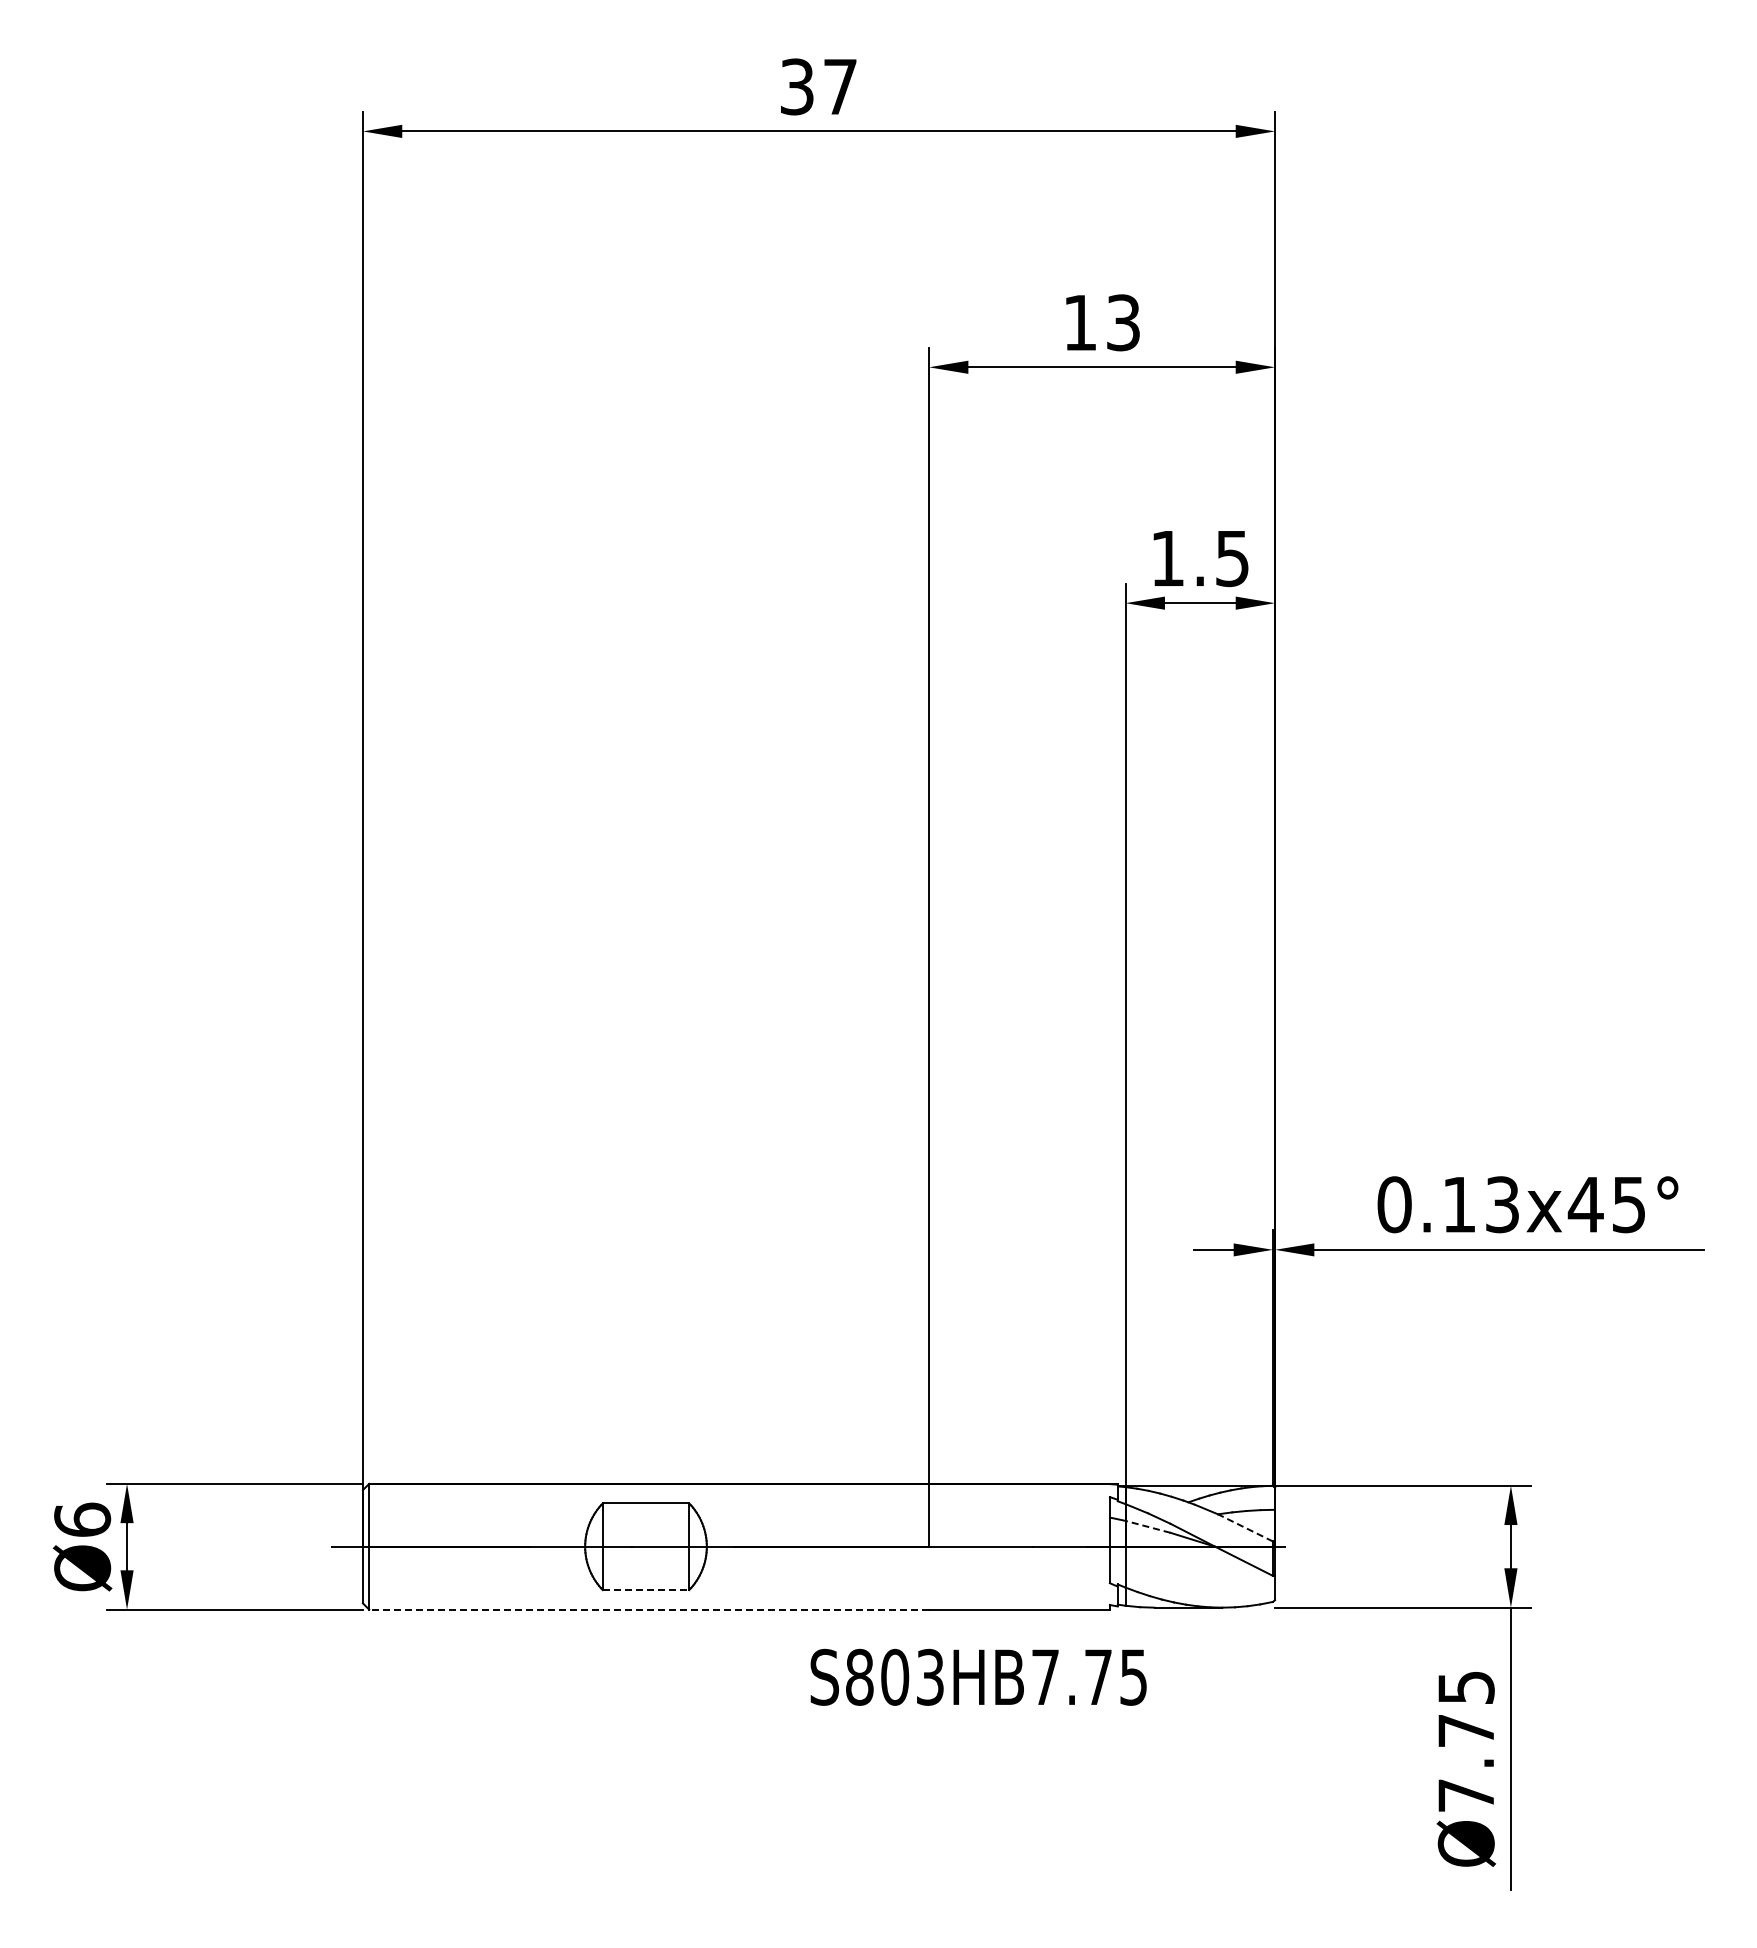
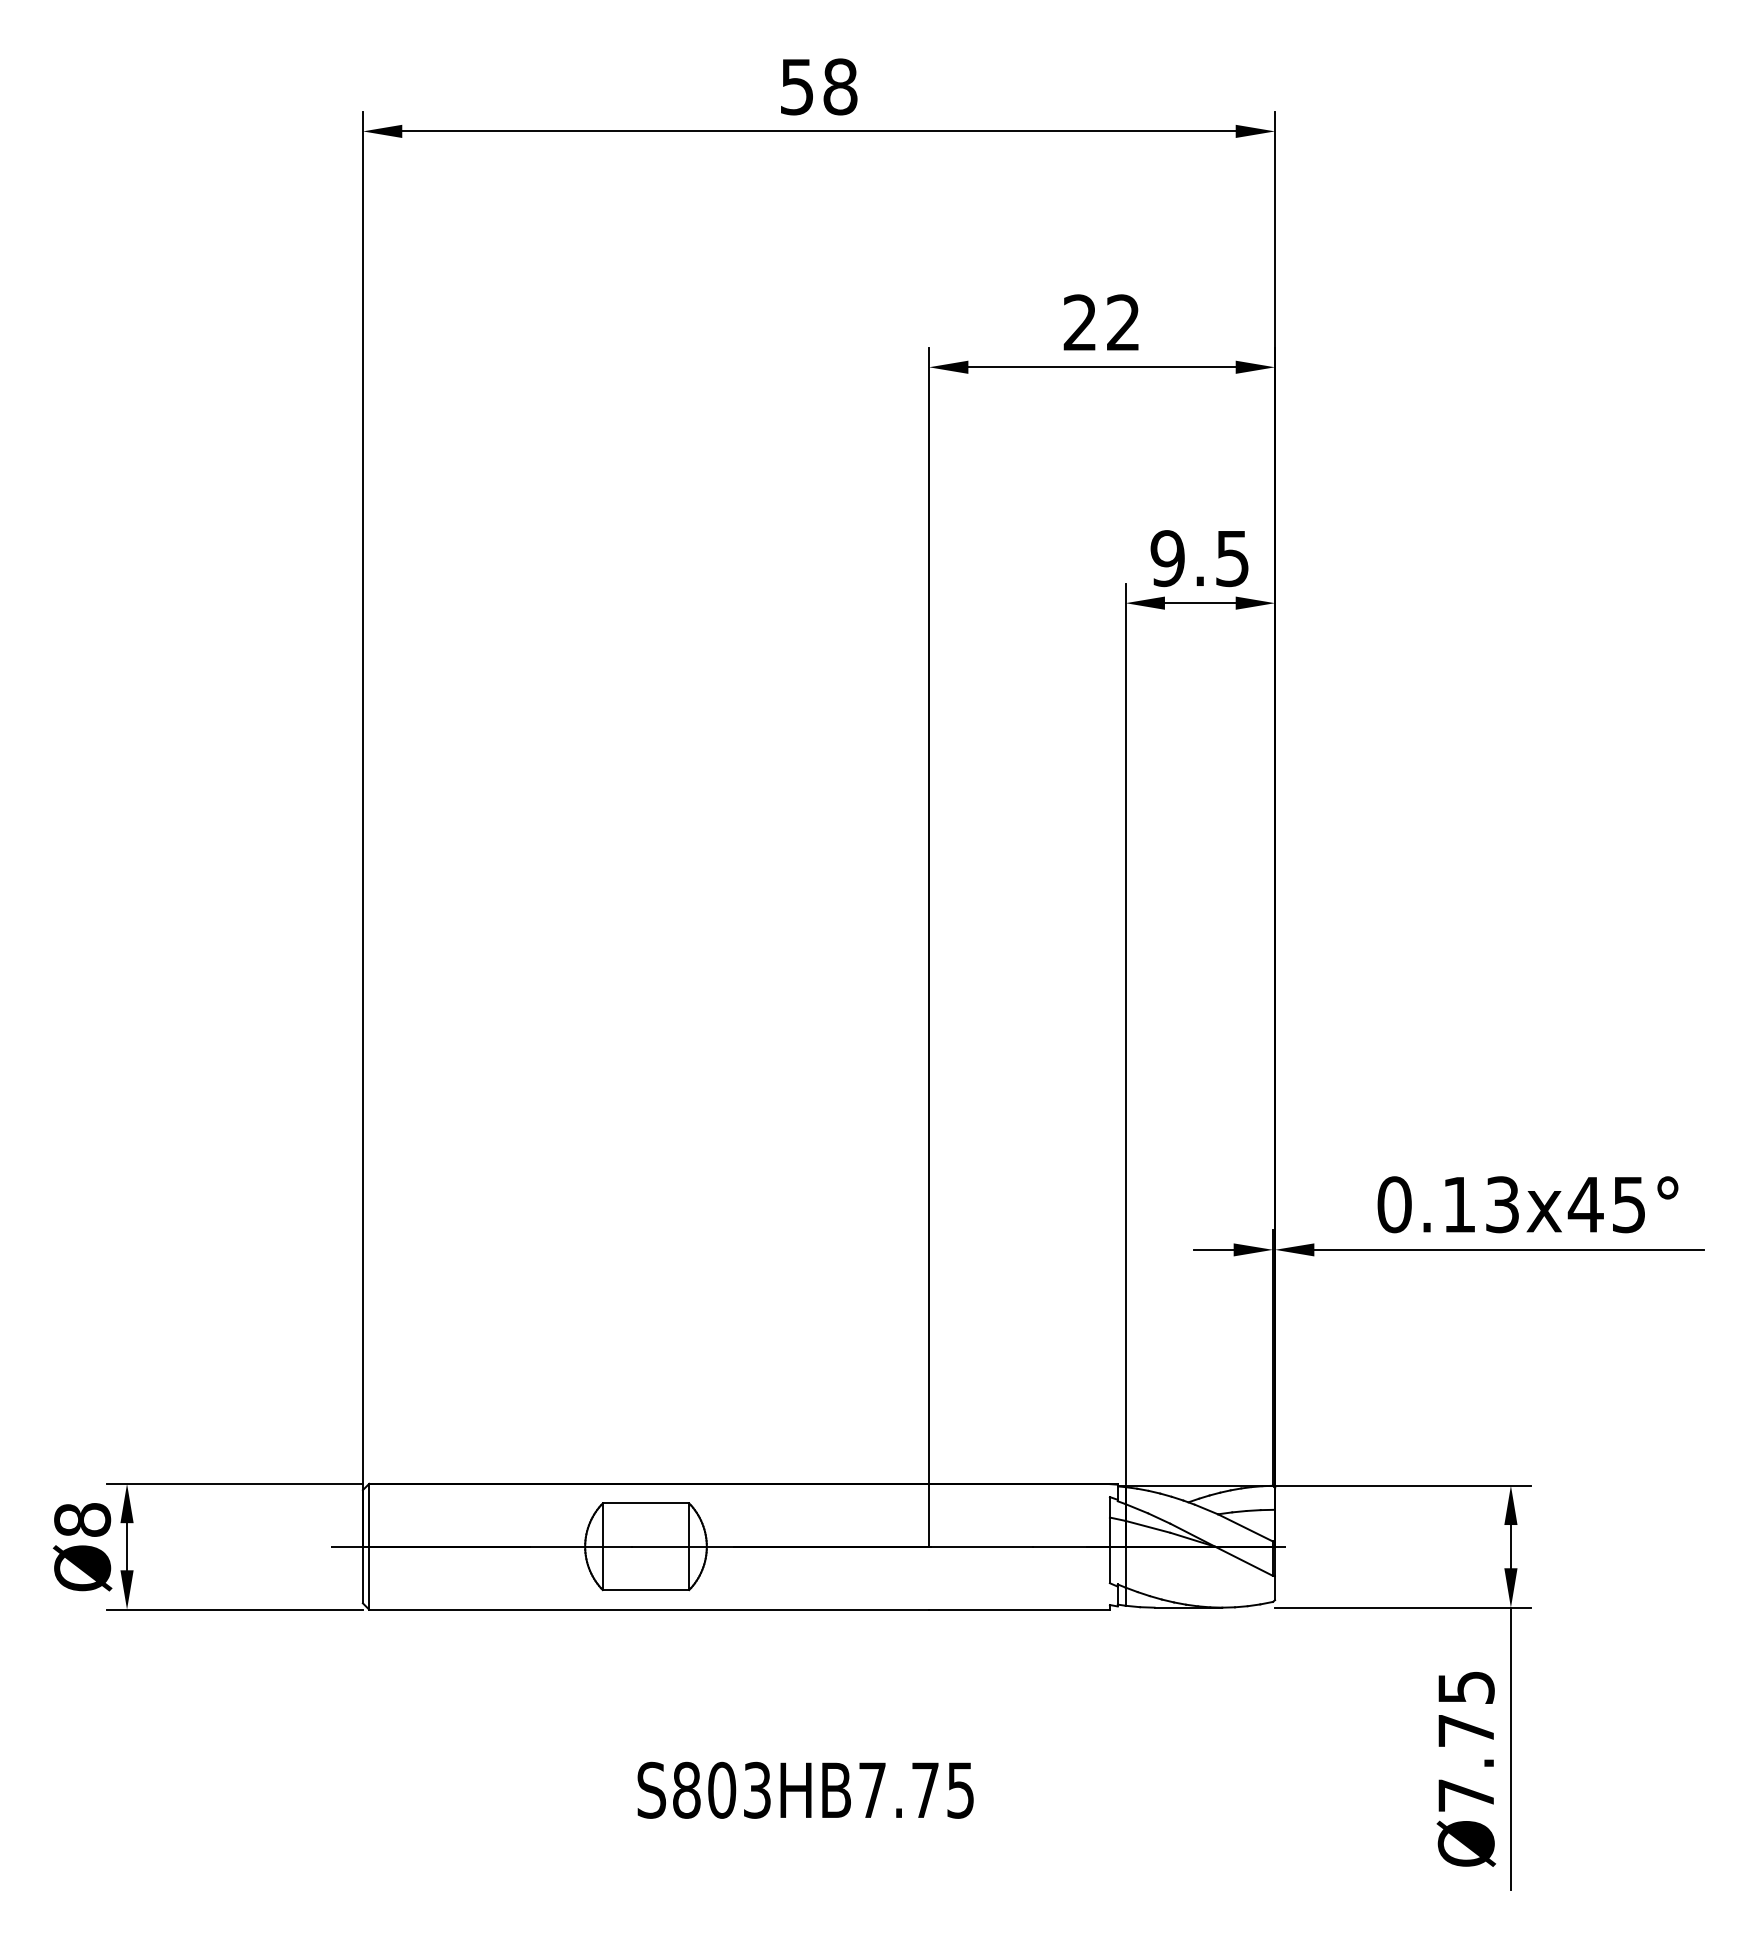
text: 37 -> 58 (819, 86)
text: 13 -> 22 (1101, 322)
text: 1.5 -> 9.5 (1167, 558)
text: Ø6 -> Ø8 (82, 1519)
line: dashed -> solid (1147, 1526)
line: dashed -> solid (1245, 1527)
line: dashed -> solid (646, 1590)
line: dashed -> solid (649, 1609)
text position: (978, 1676) -> (805, 1789) (805, 1789)
